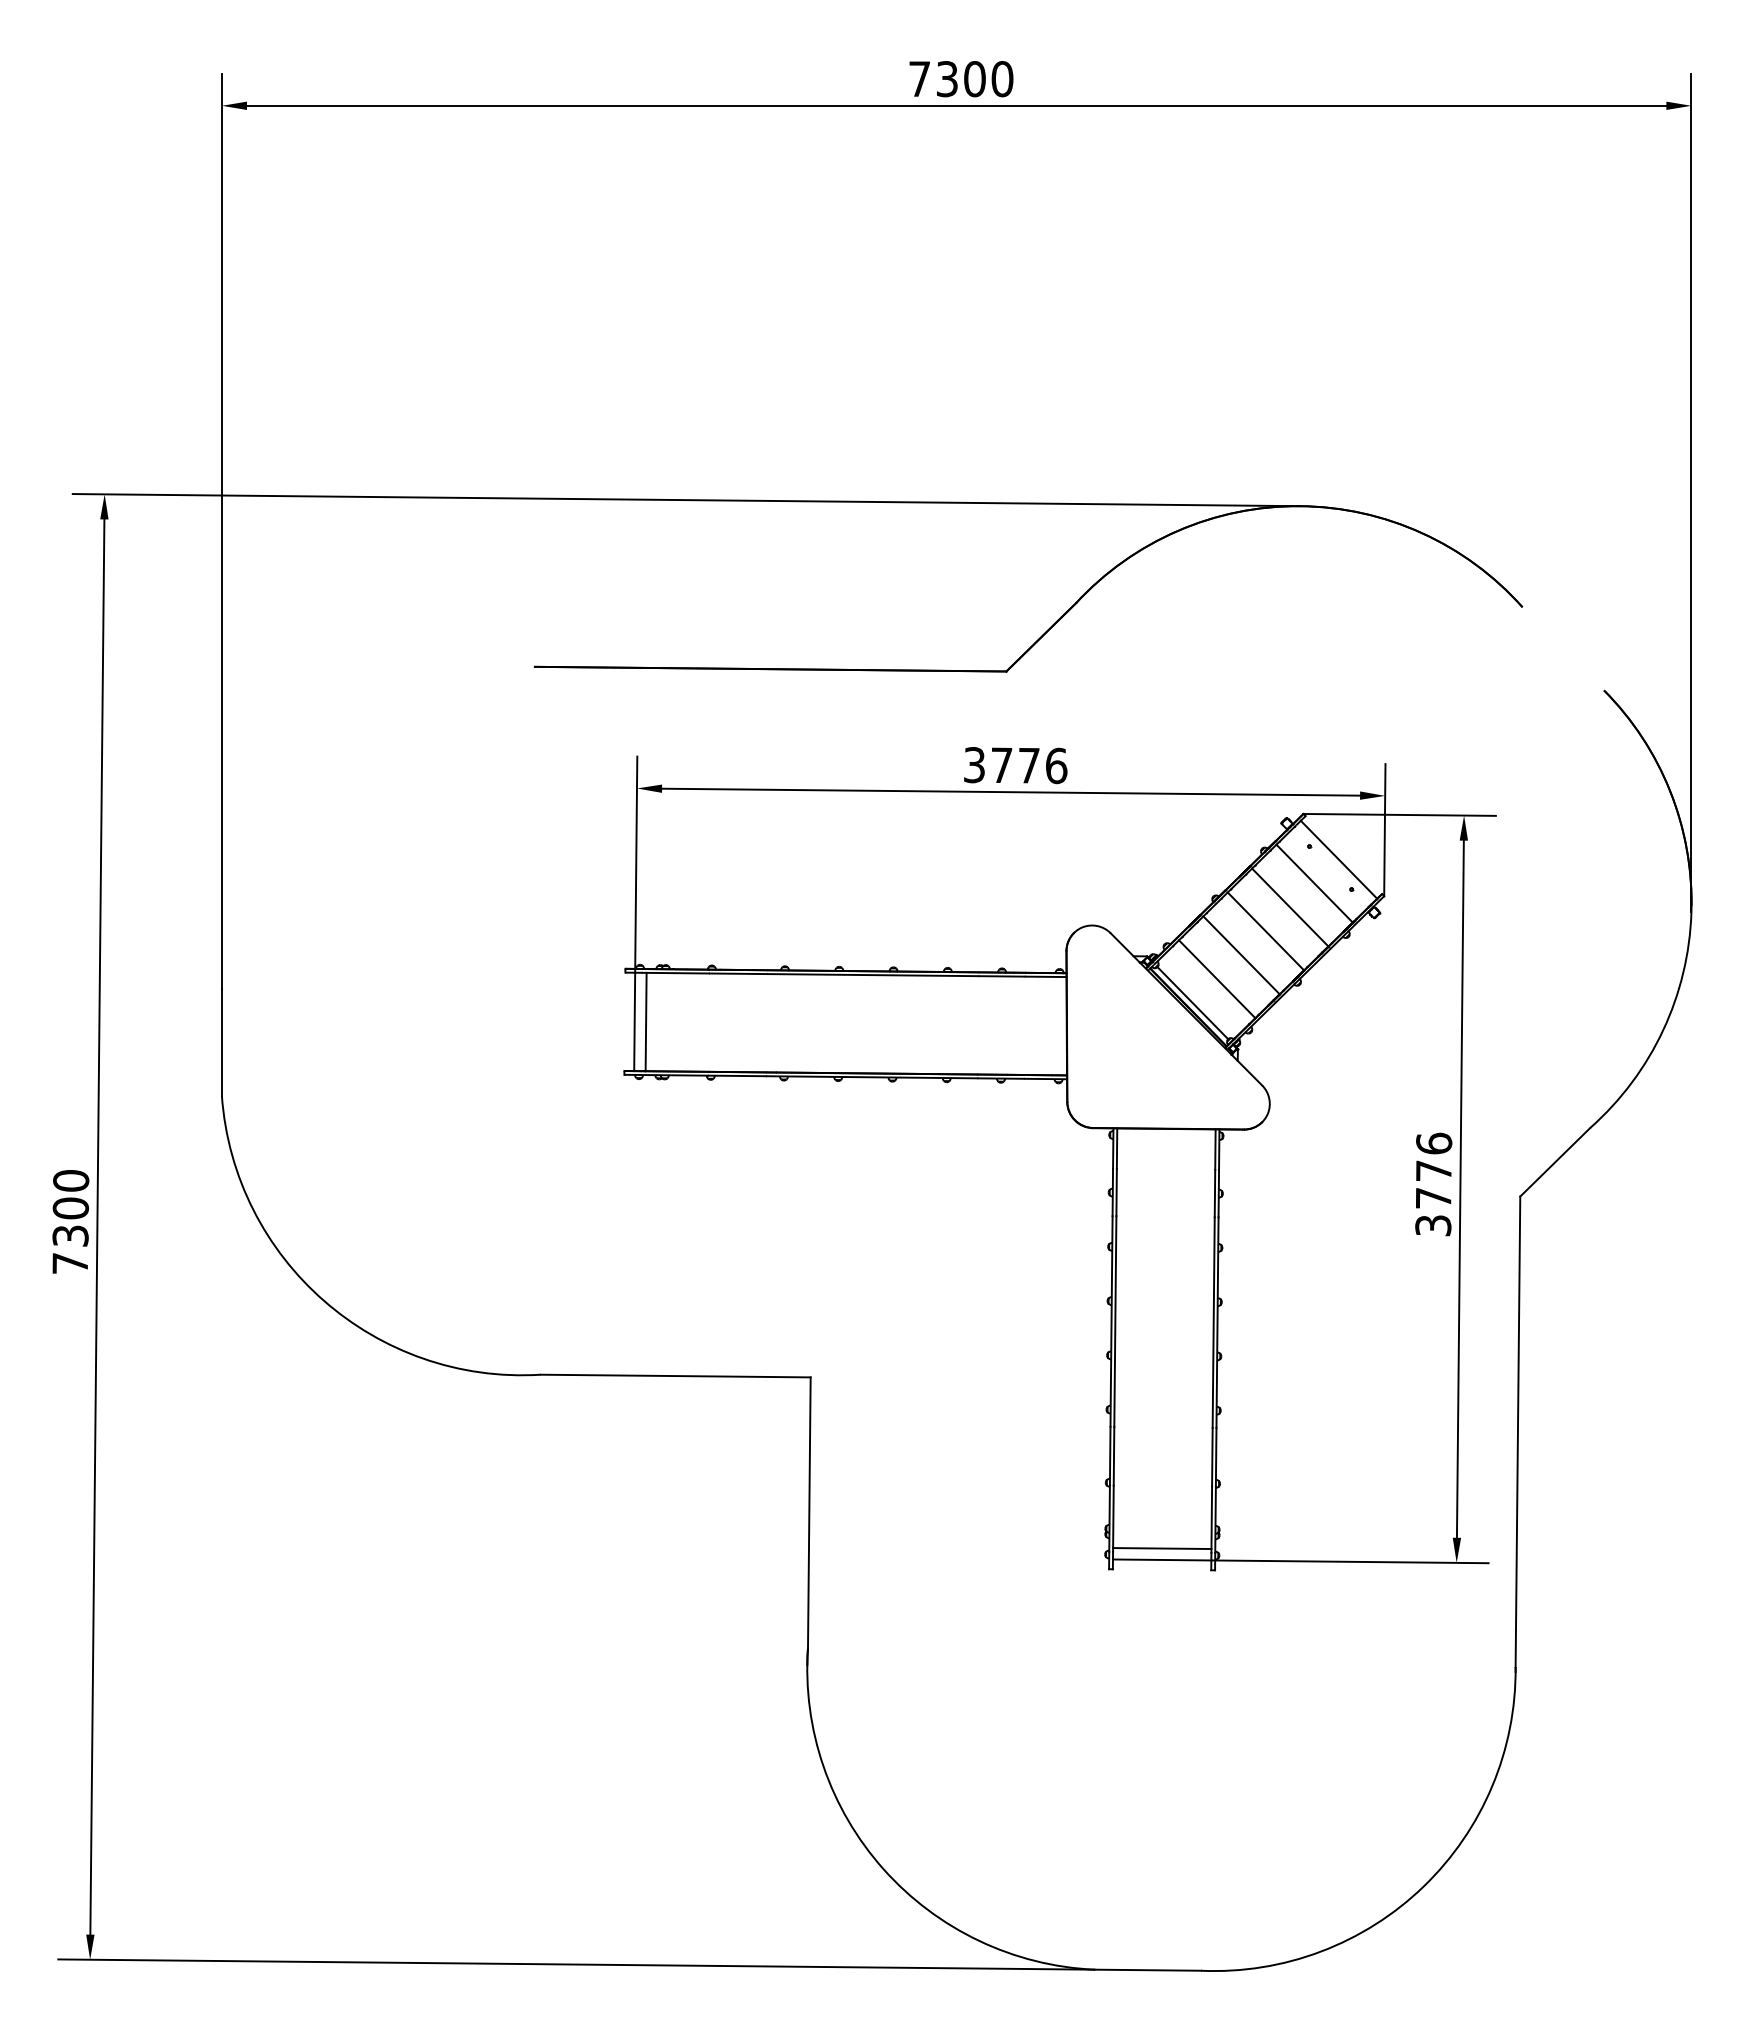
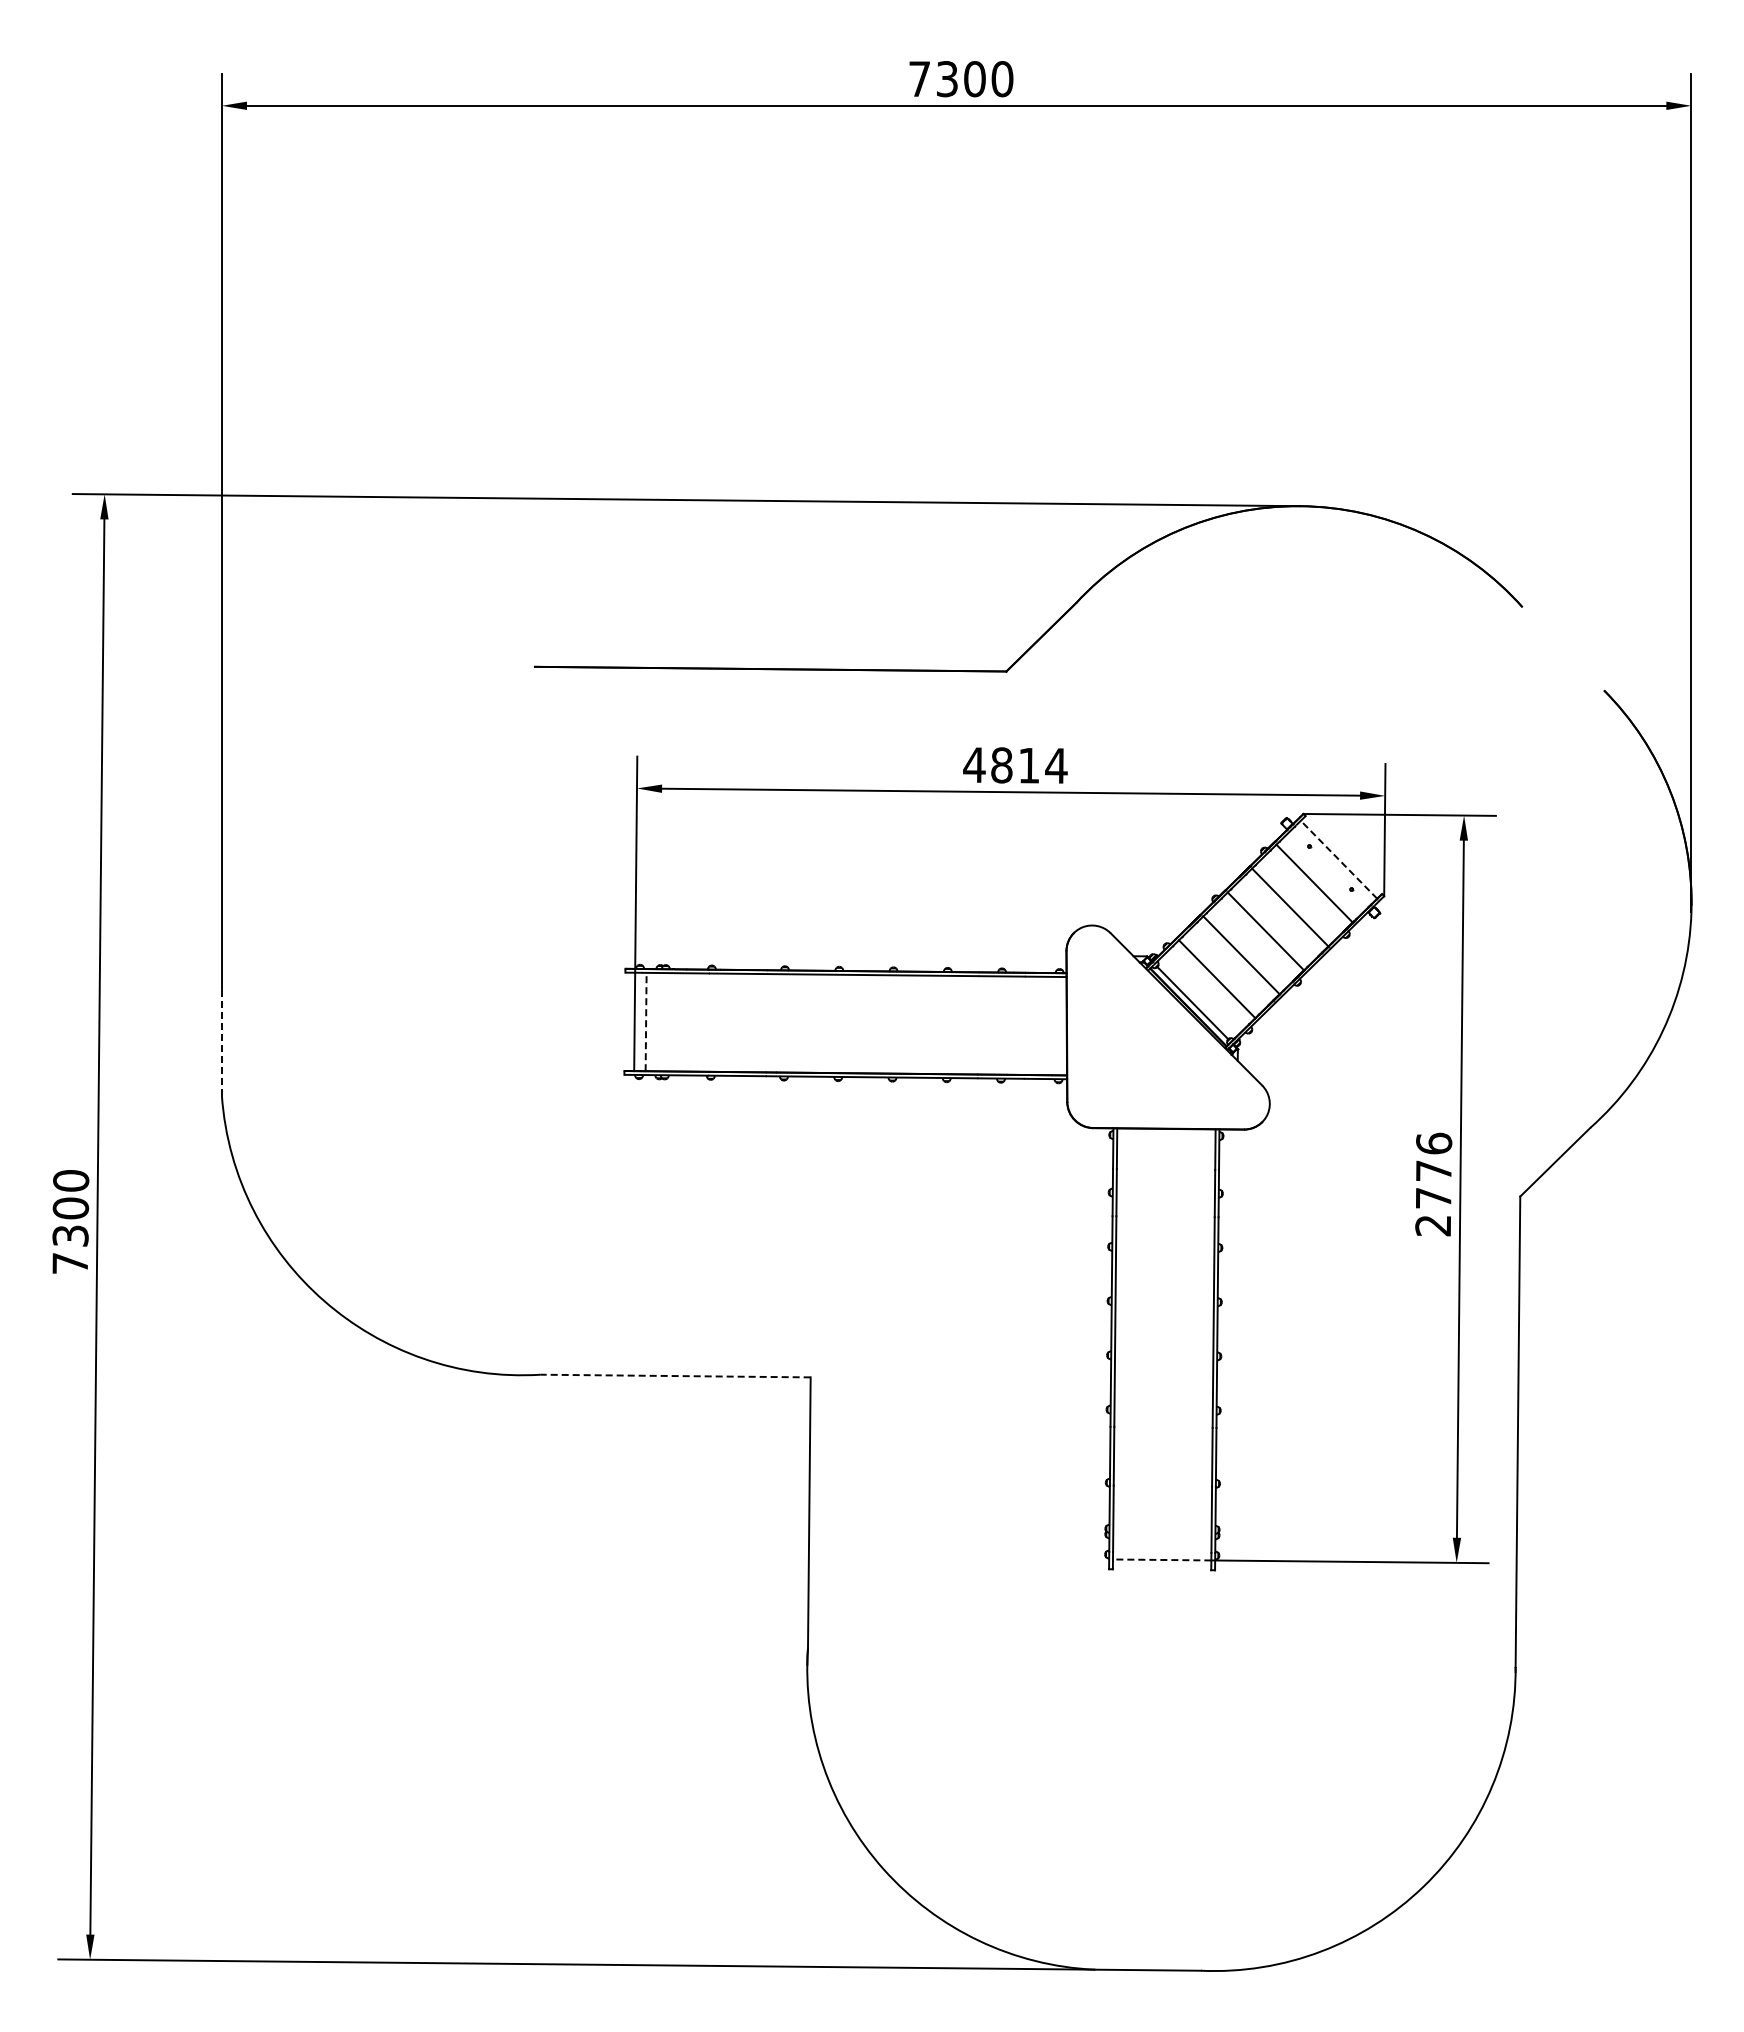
text: 3776 -> 4814 (1015, 765)
line: solid -> dashed (1339, 859)
line: solid -> dashed (646, 1021)
line: solid -> dashed (221, 1042)
text: 3776 -> 2776 (1433, 1225)
line: solid -> dashed (675, 1376)
line: present -> none (1162, 1548)
line: solid -> dashed (1161, 1559)
